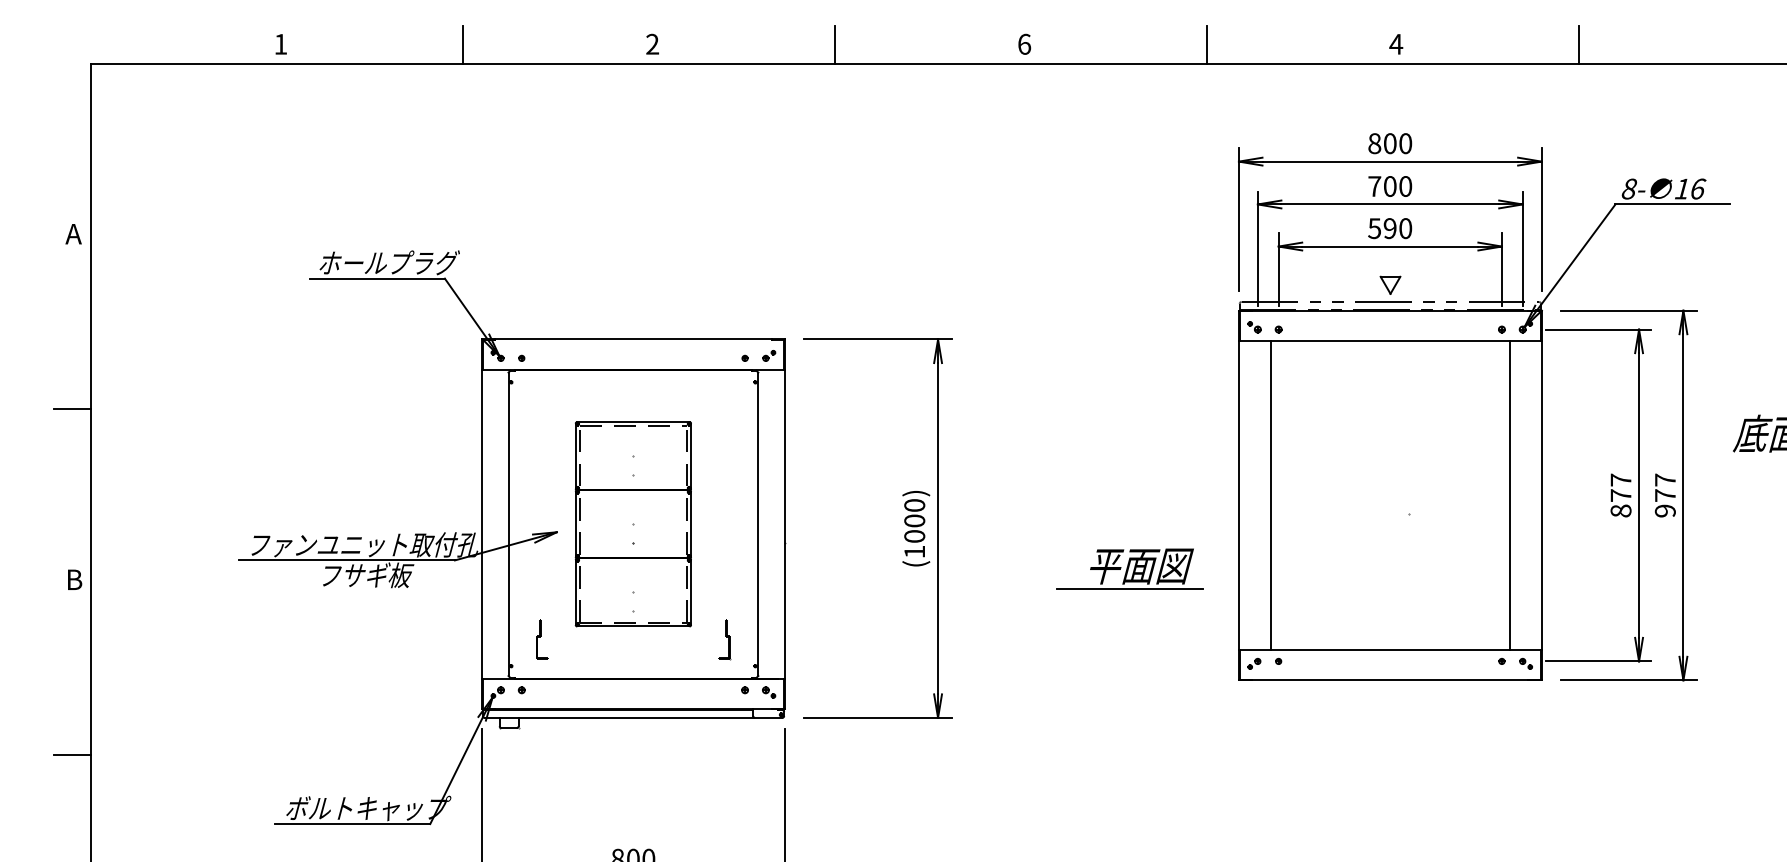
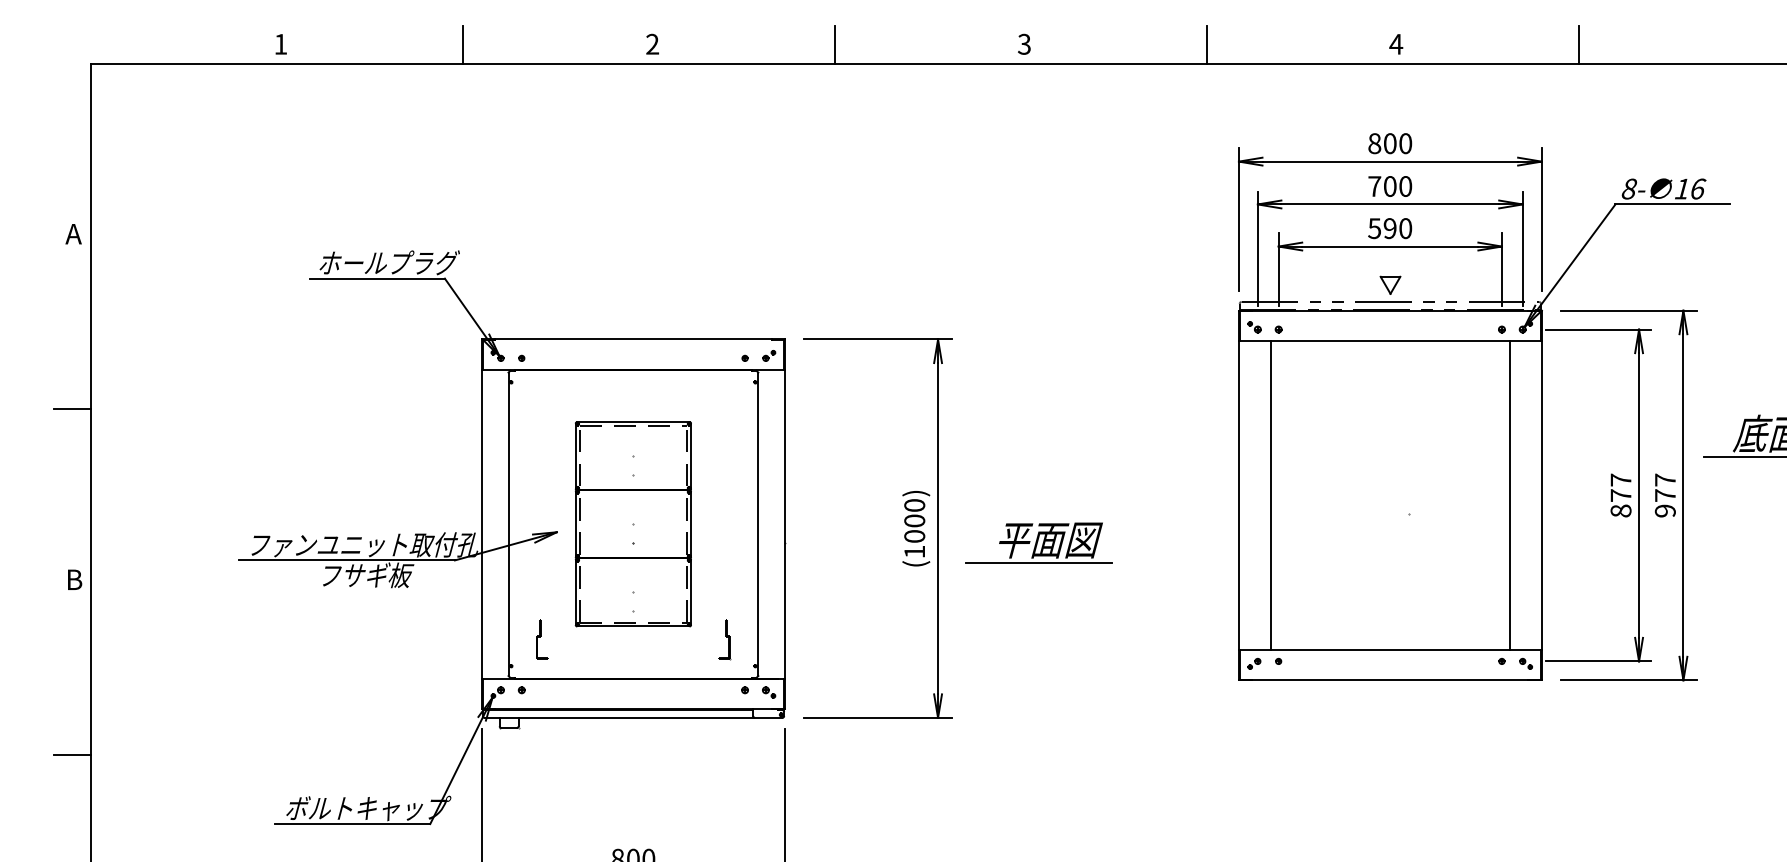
text: 6 -> 3 (1024, 43)
line: none -> present (1743, 456)
part position: (1129, 568) -> (1038, 542) (1038, 542)
